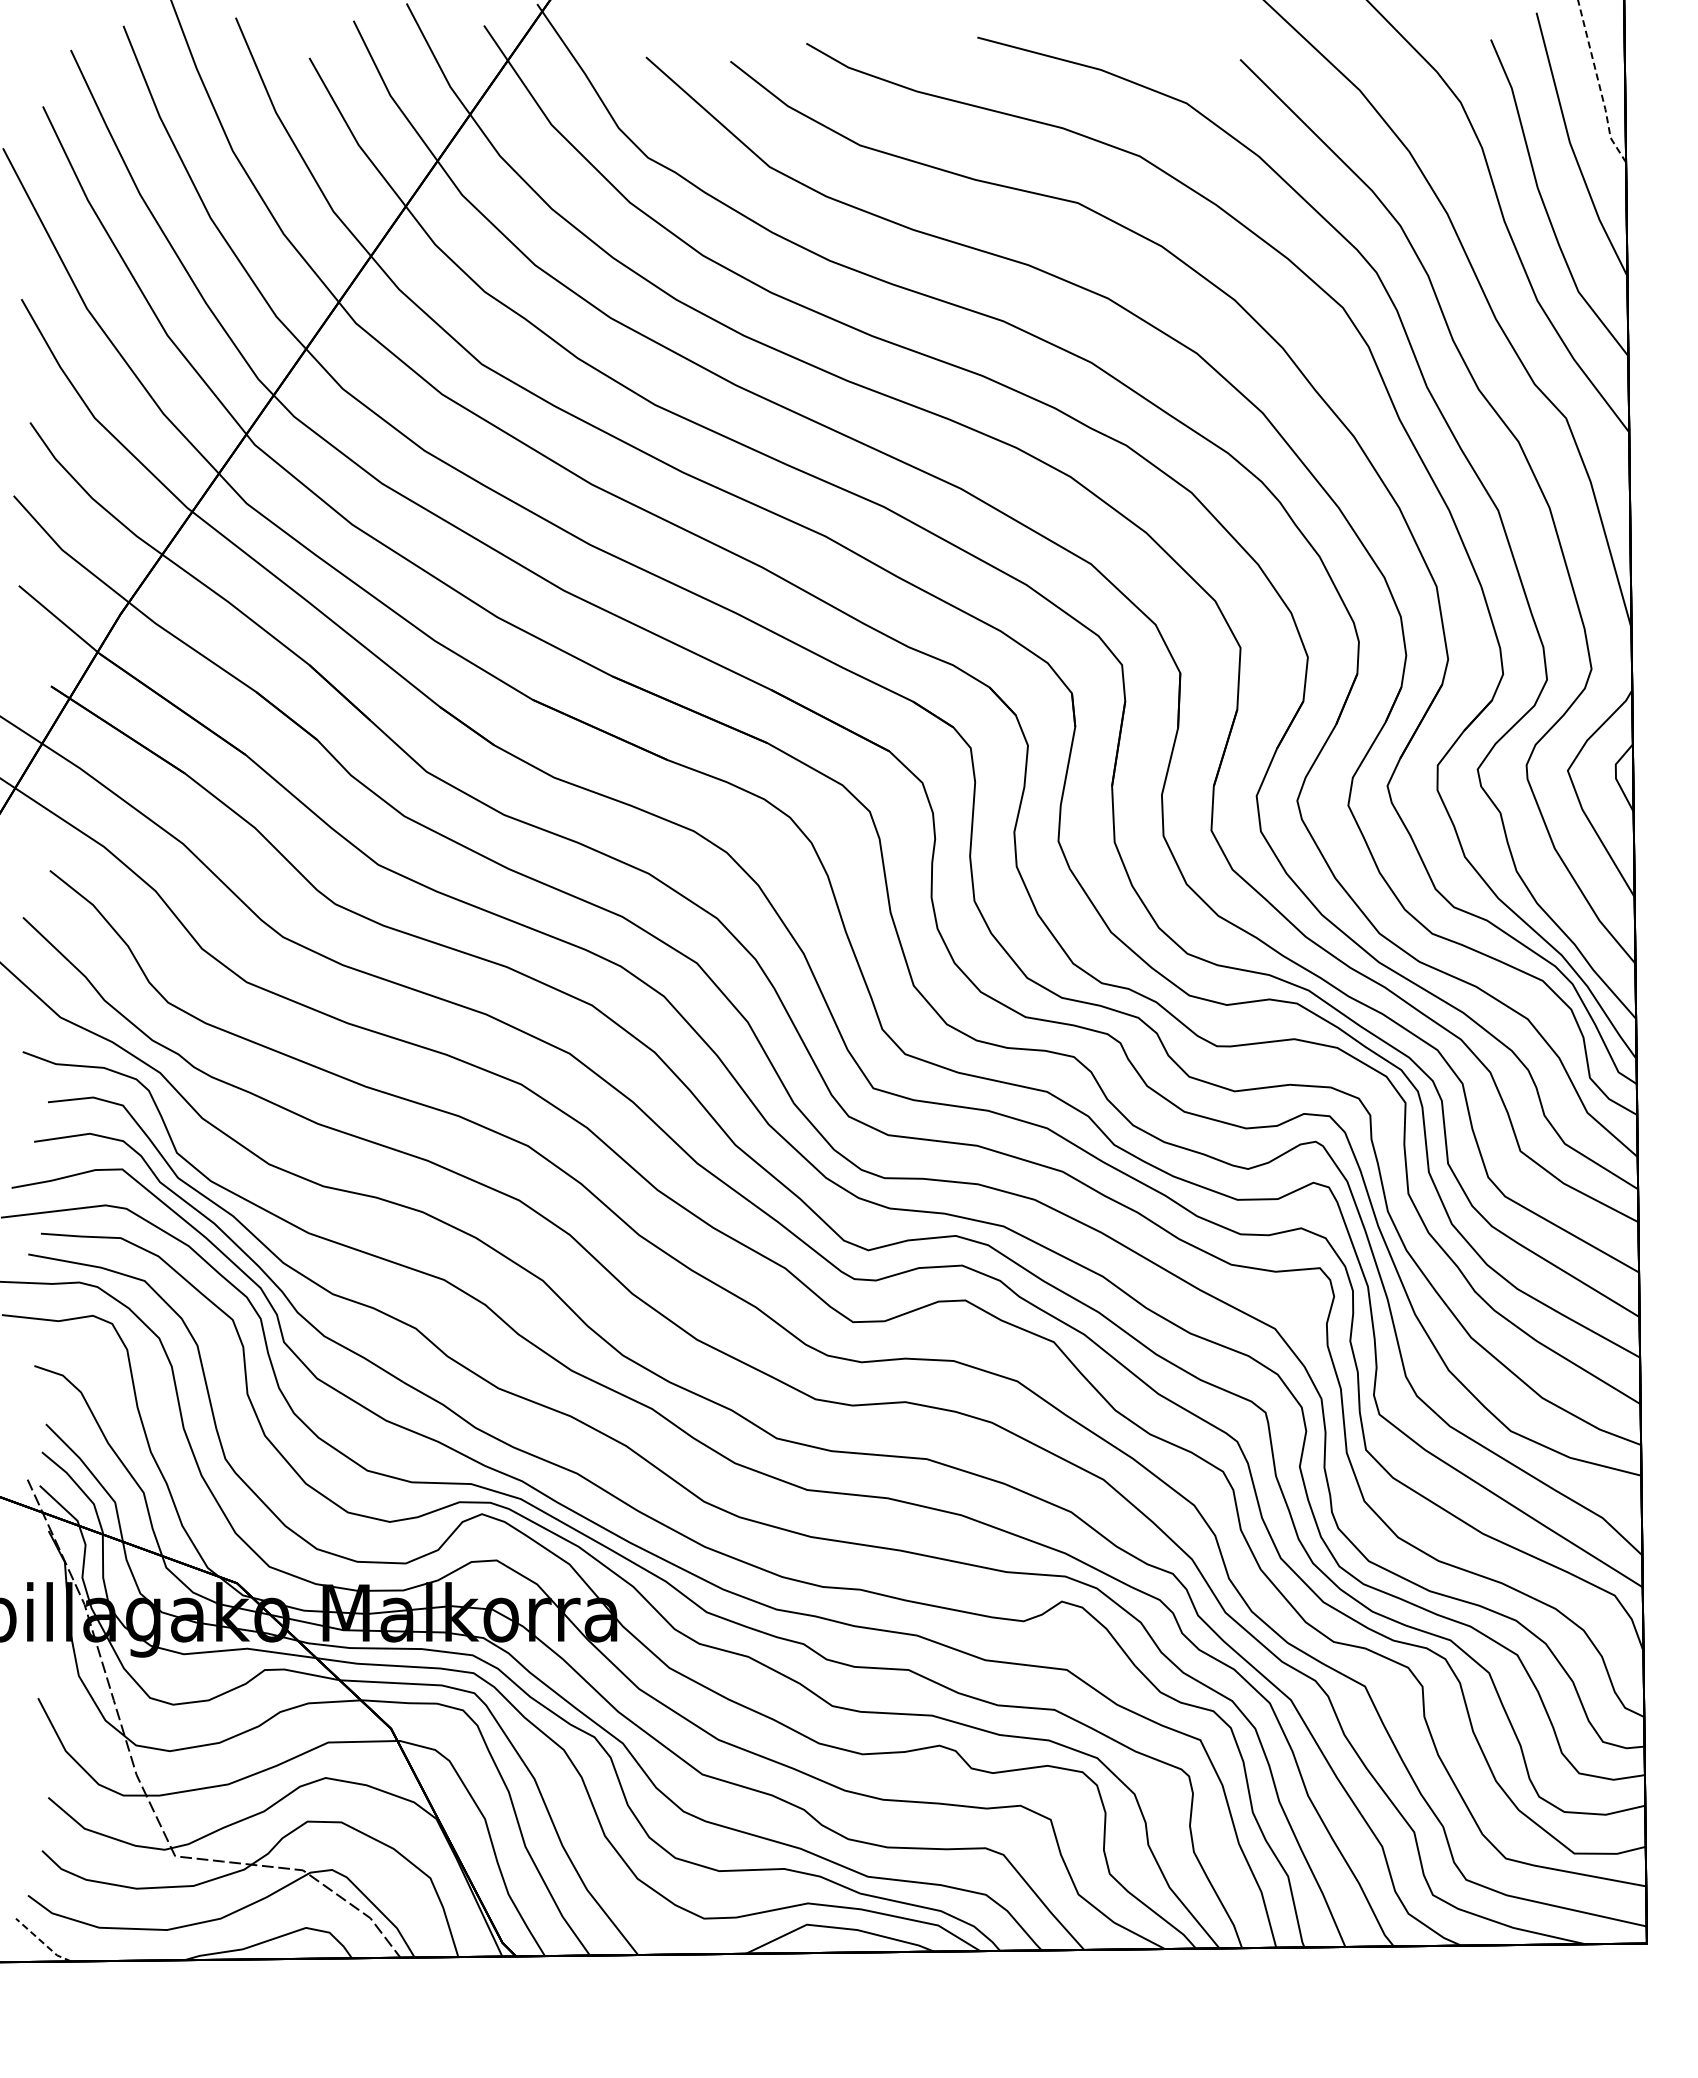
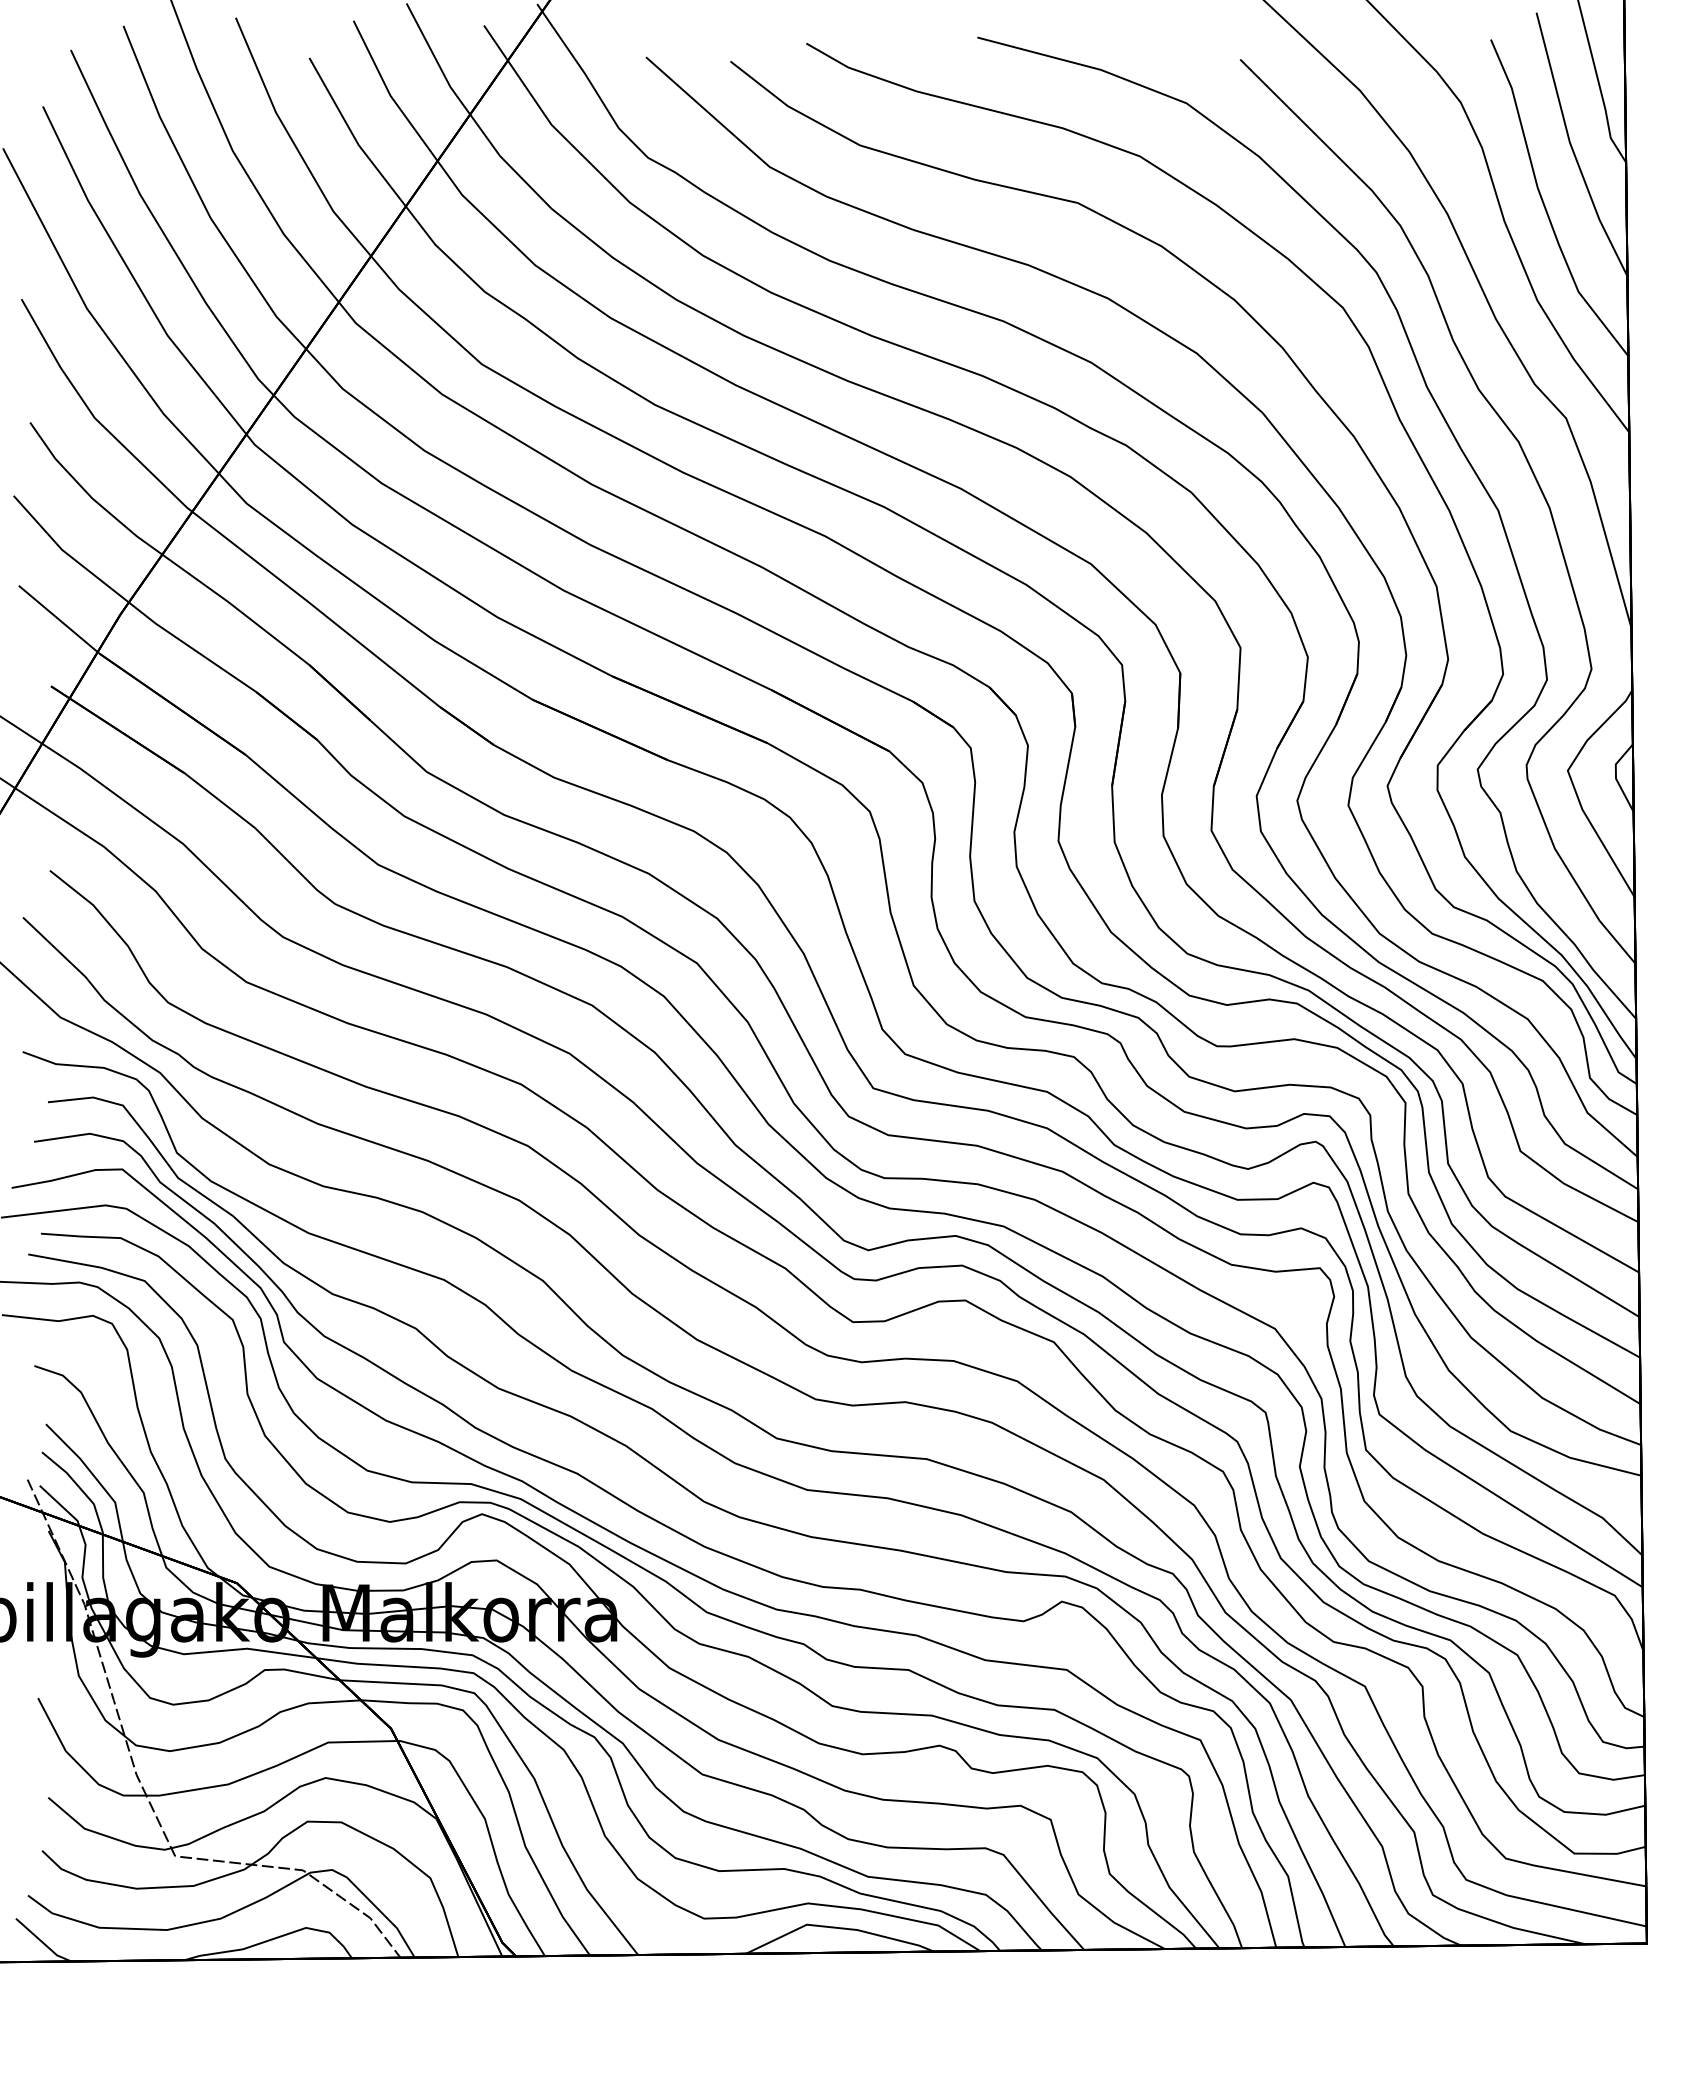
line: dashed -> solid (1598, 83)
line: dashed -> solid (42, 1942)
